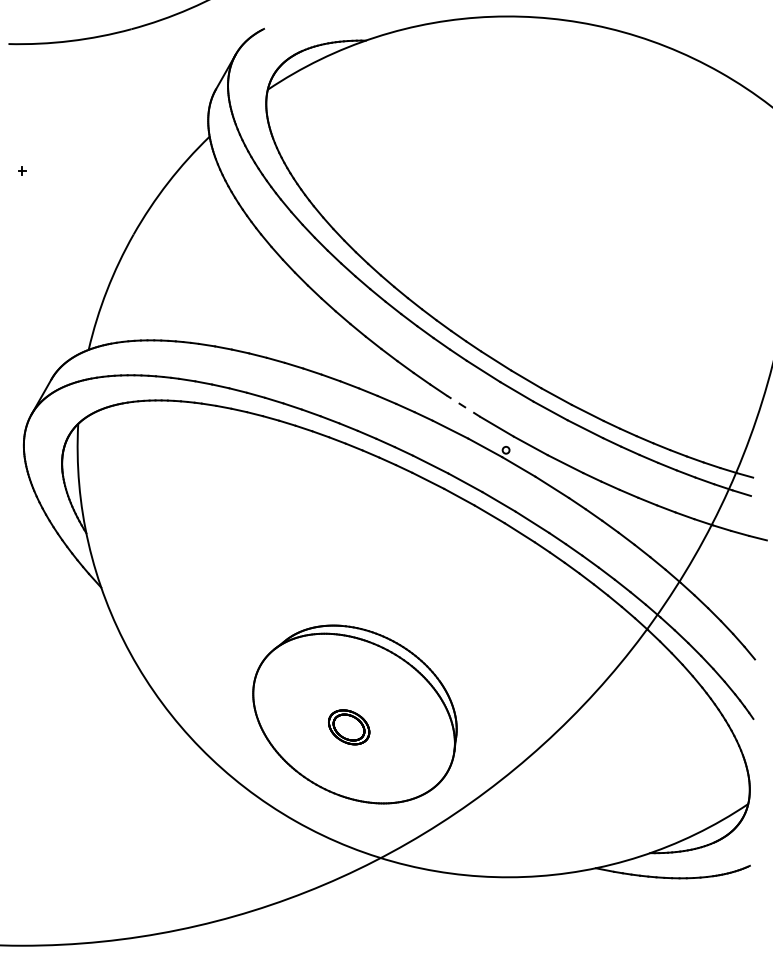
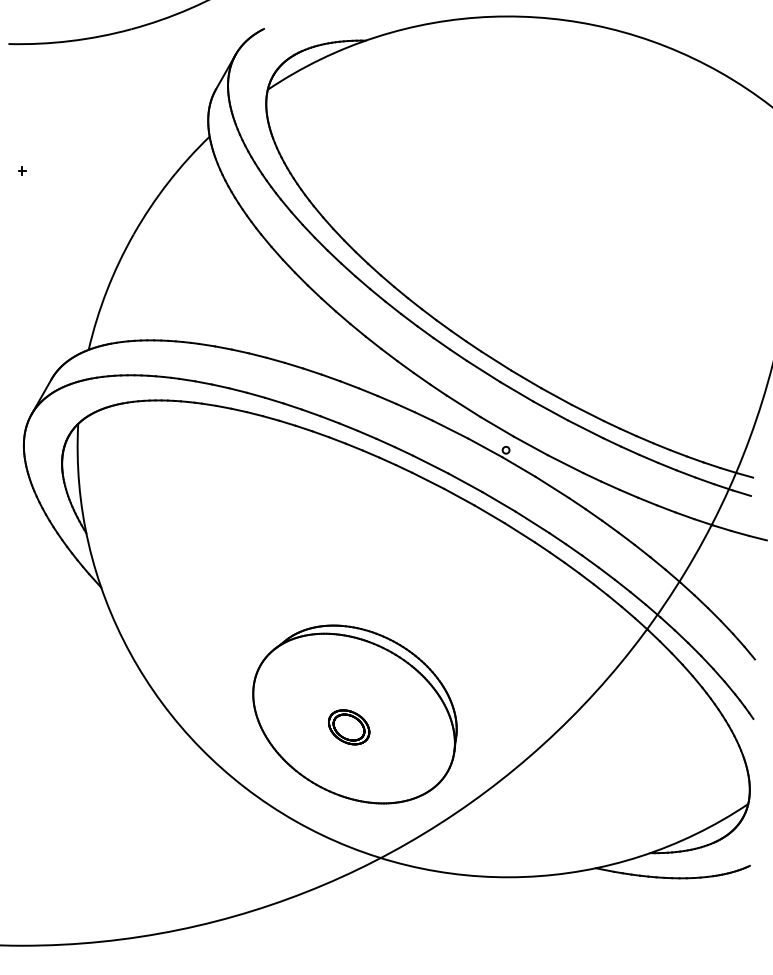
line: dashed -> solid (463, 406)
